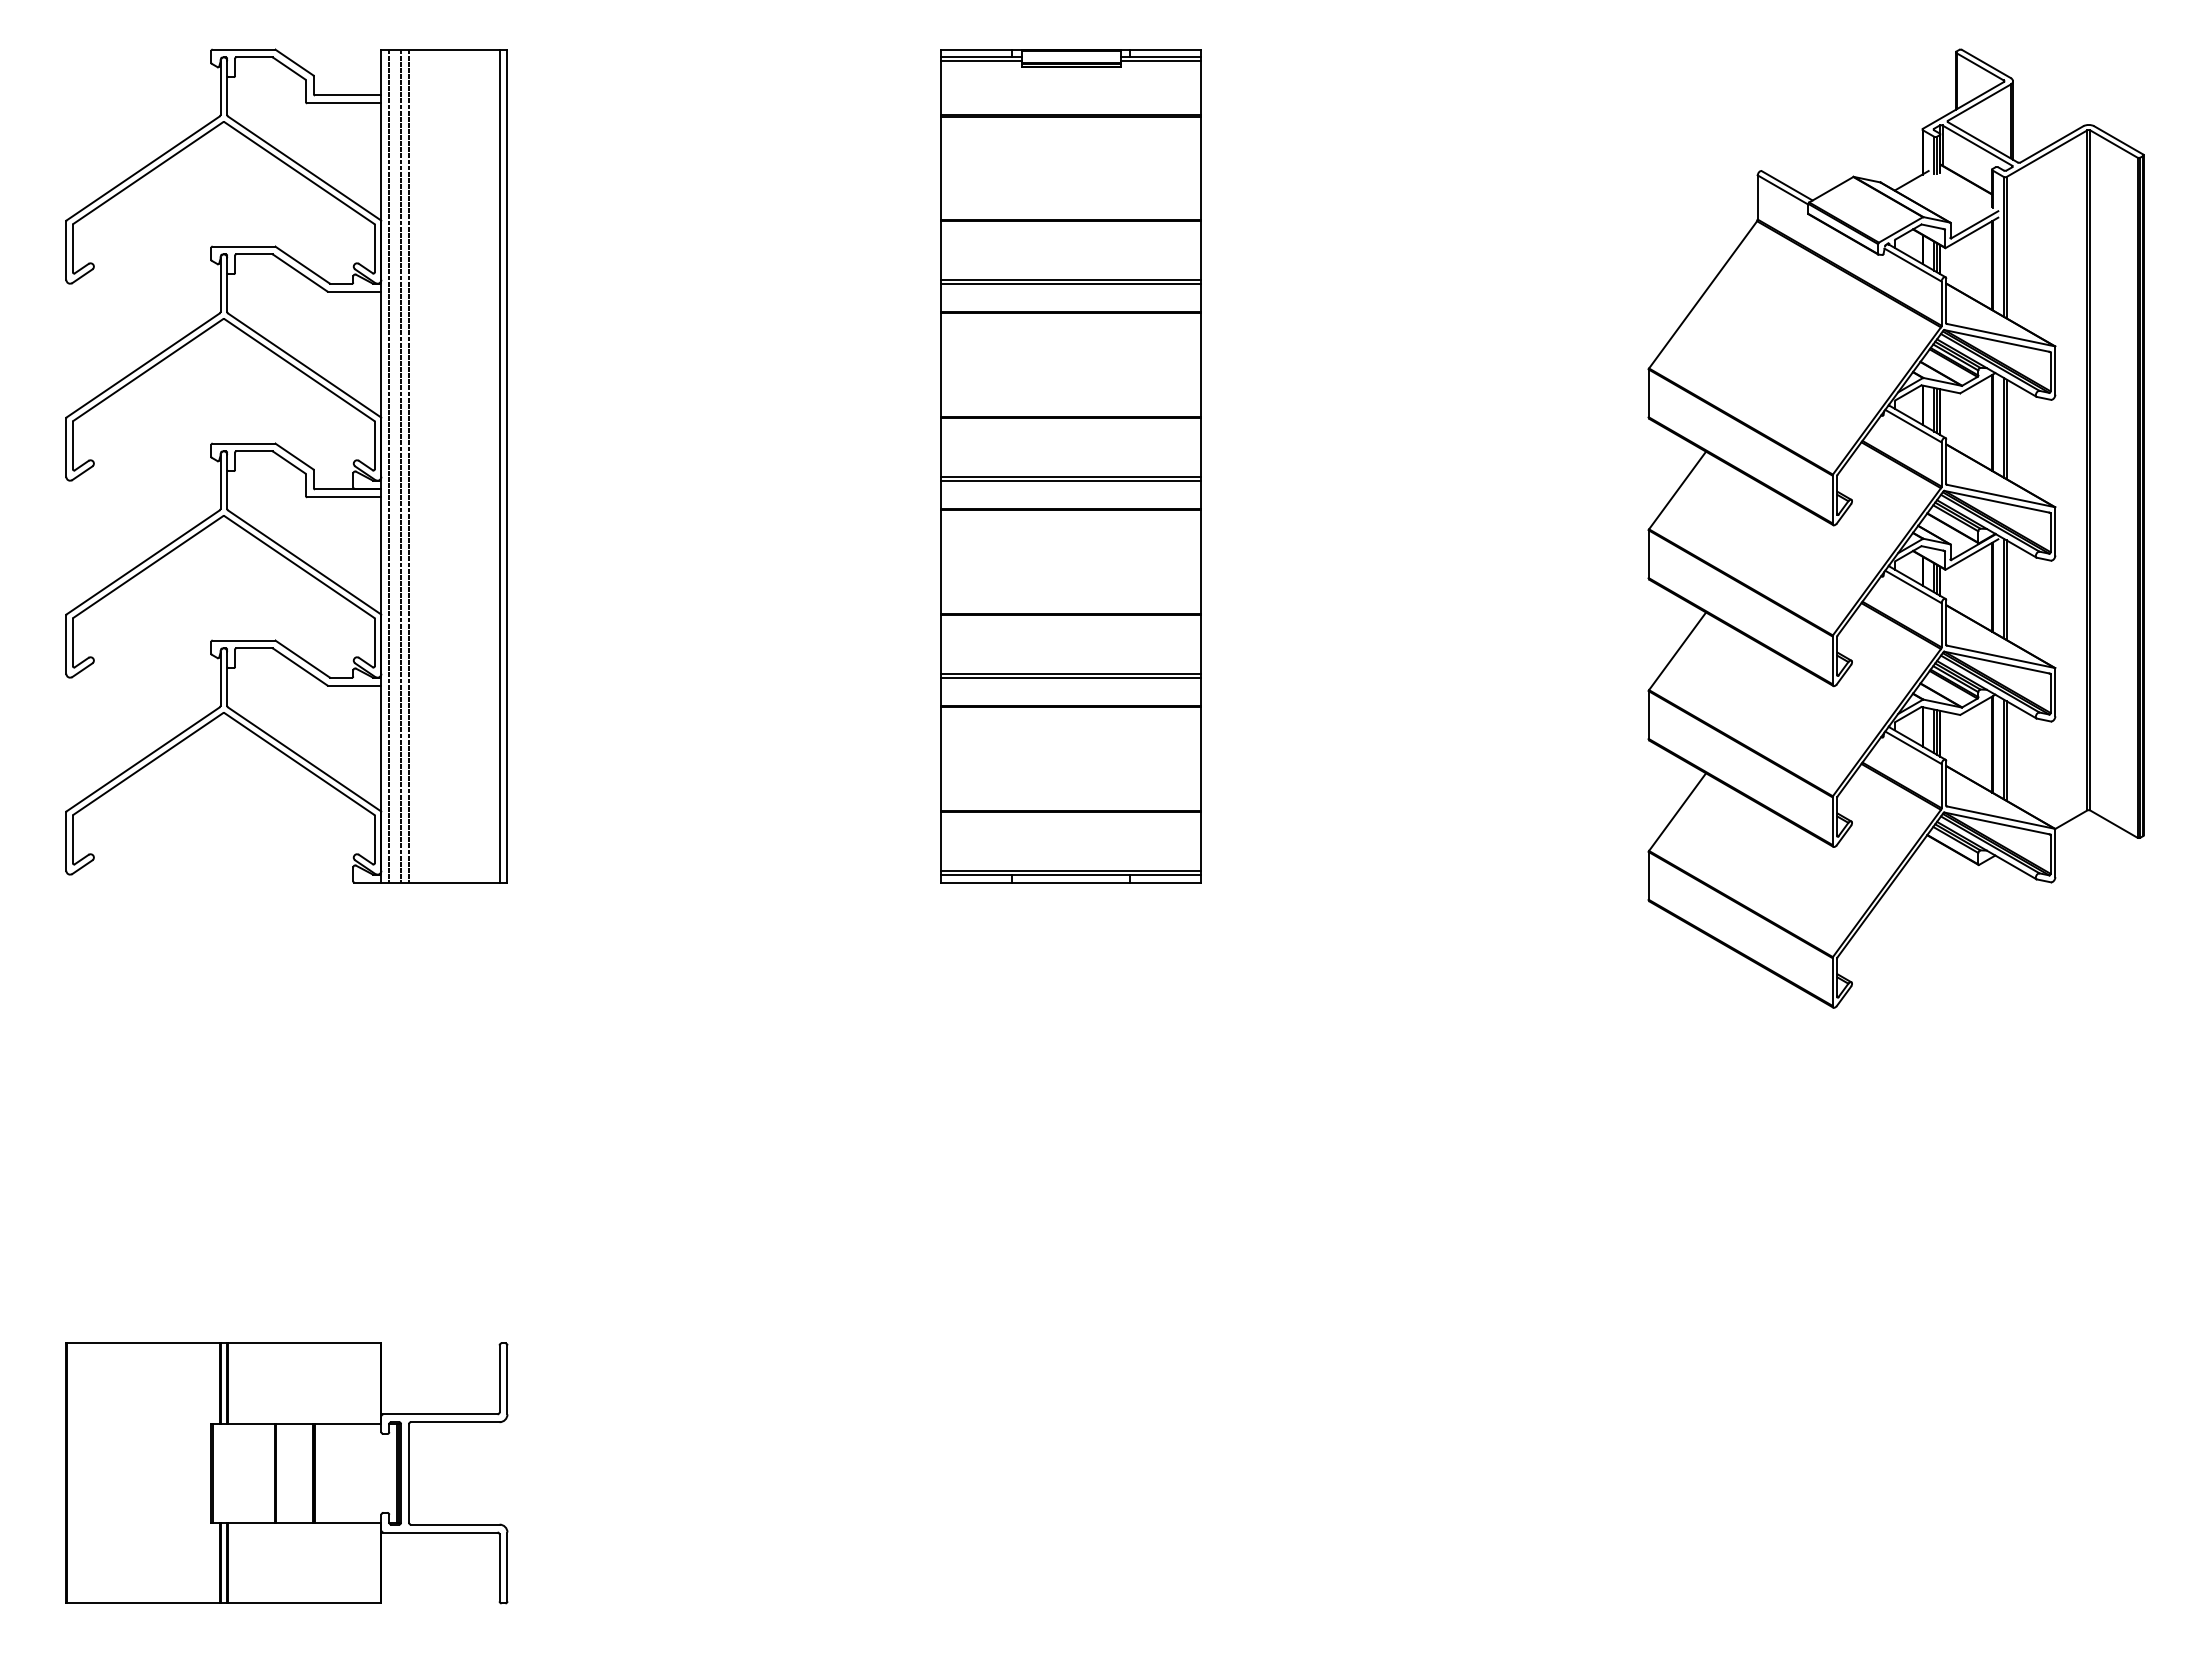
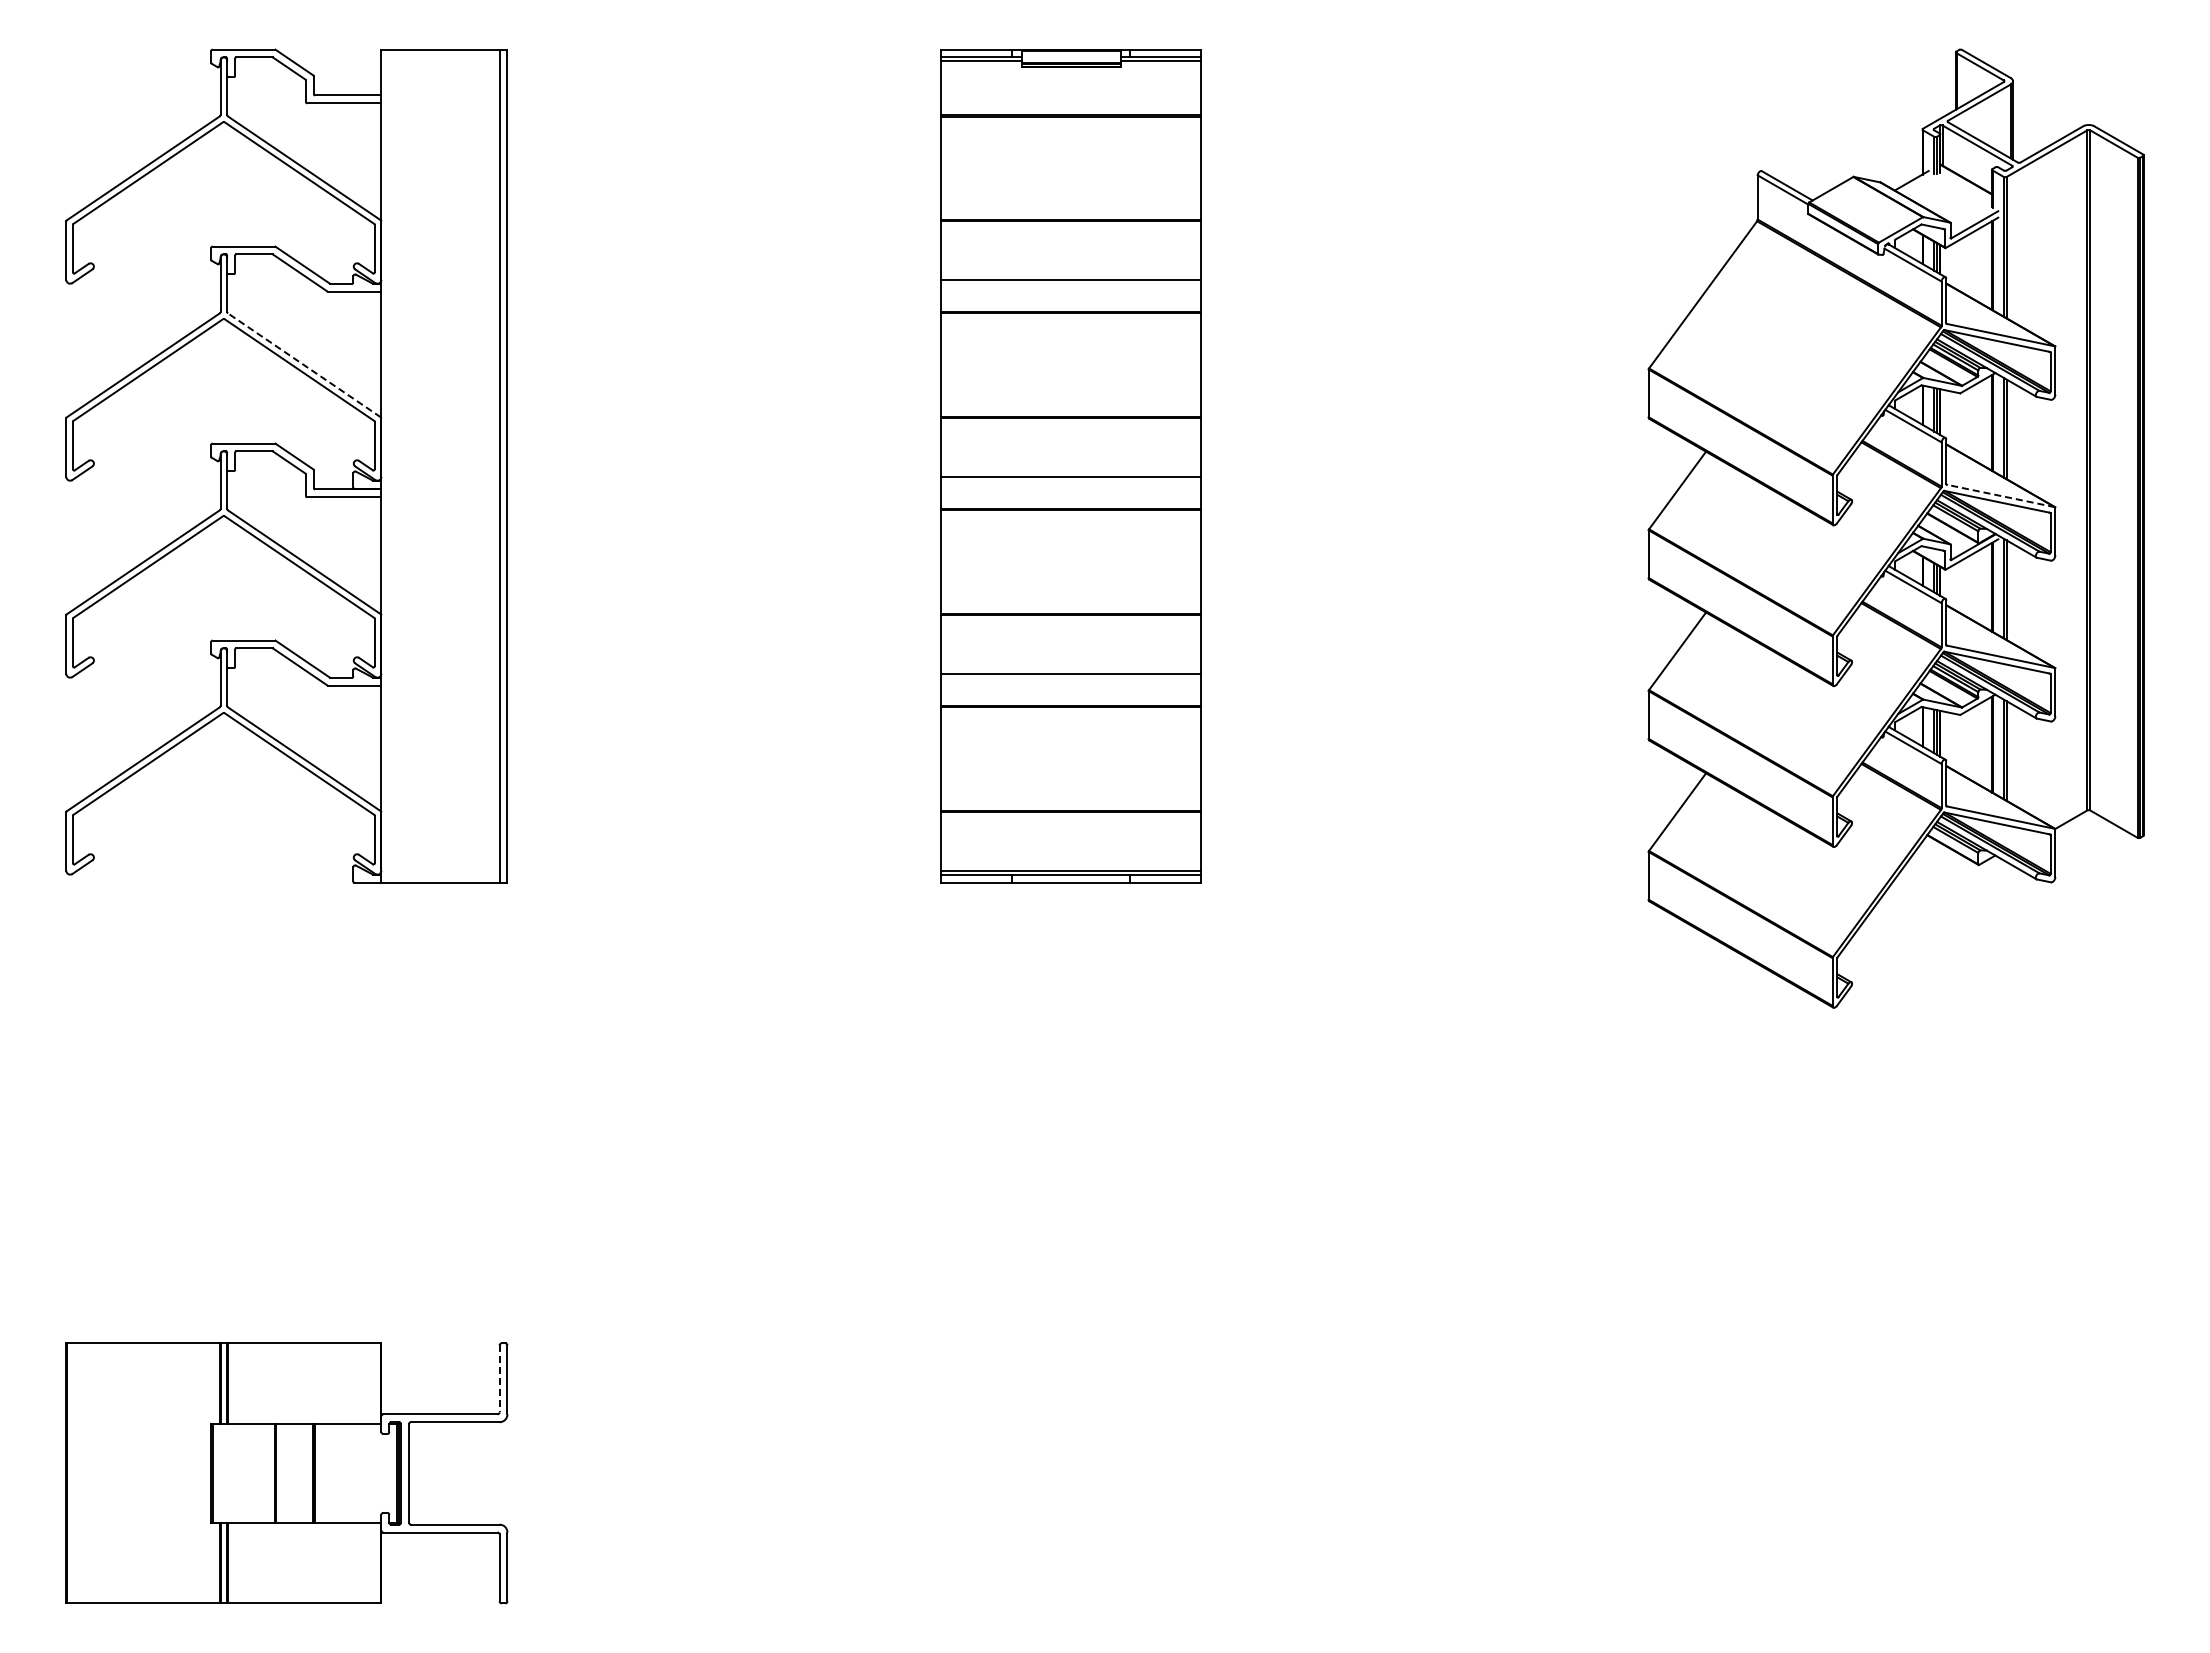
line: present -> none (1071, 283)
line: solid -> dashed (304, 365)
line: present -> none (389, 465)
line: present -> none (401, 465)
line: present -> none (409, 465)
line: present -> none (1071, 480)
line: solid -> dashed (2000, 495)
line: present -> none (1071, 677)
line: solid -> dashed (499, 1379)
